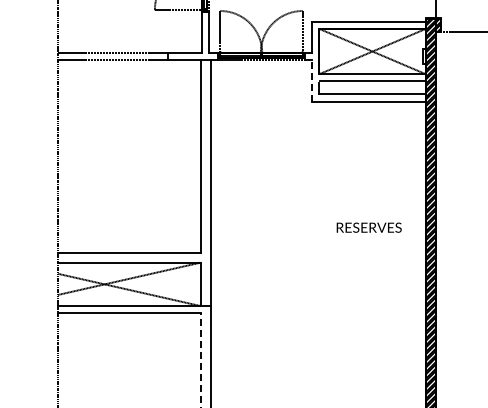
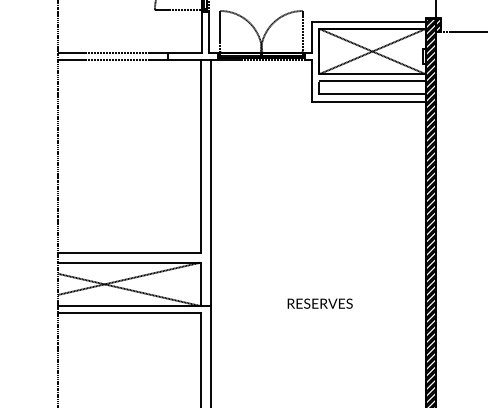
line: dashed -> solid (312, 80)
text position: (368, 227) -> (319, 303) (319, 303)
line: dashed -> solid (201, 359)
